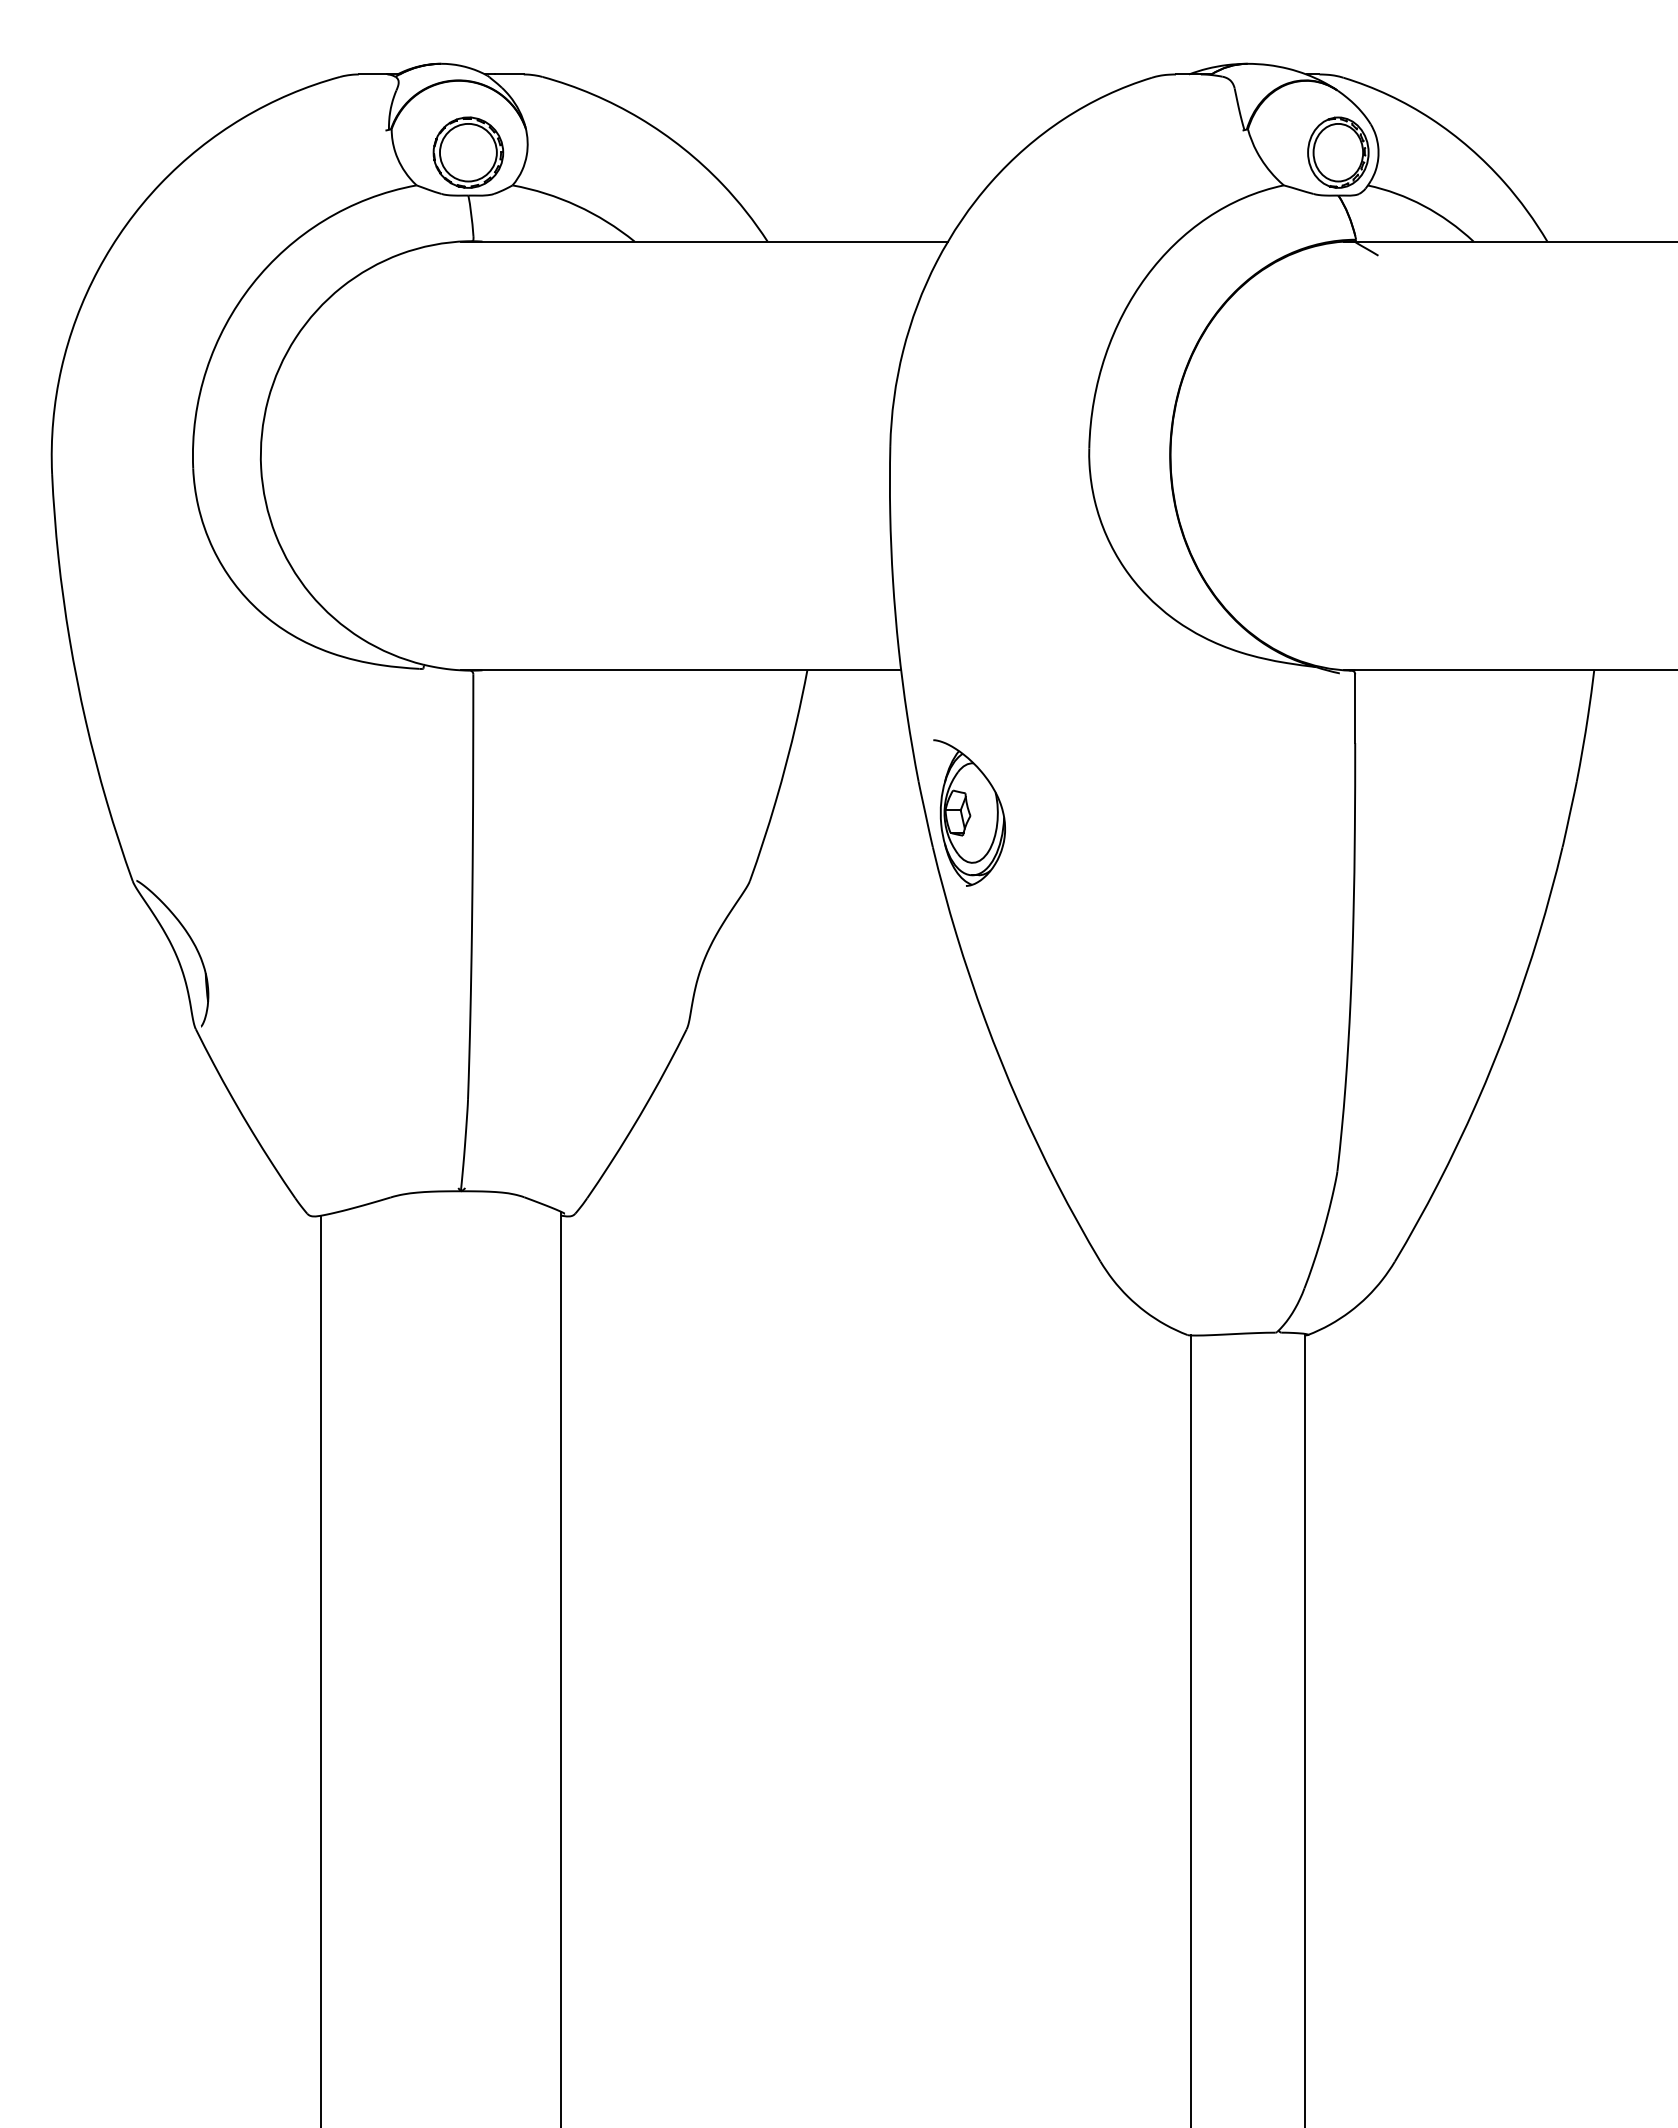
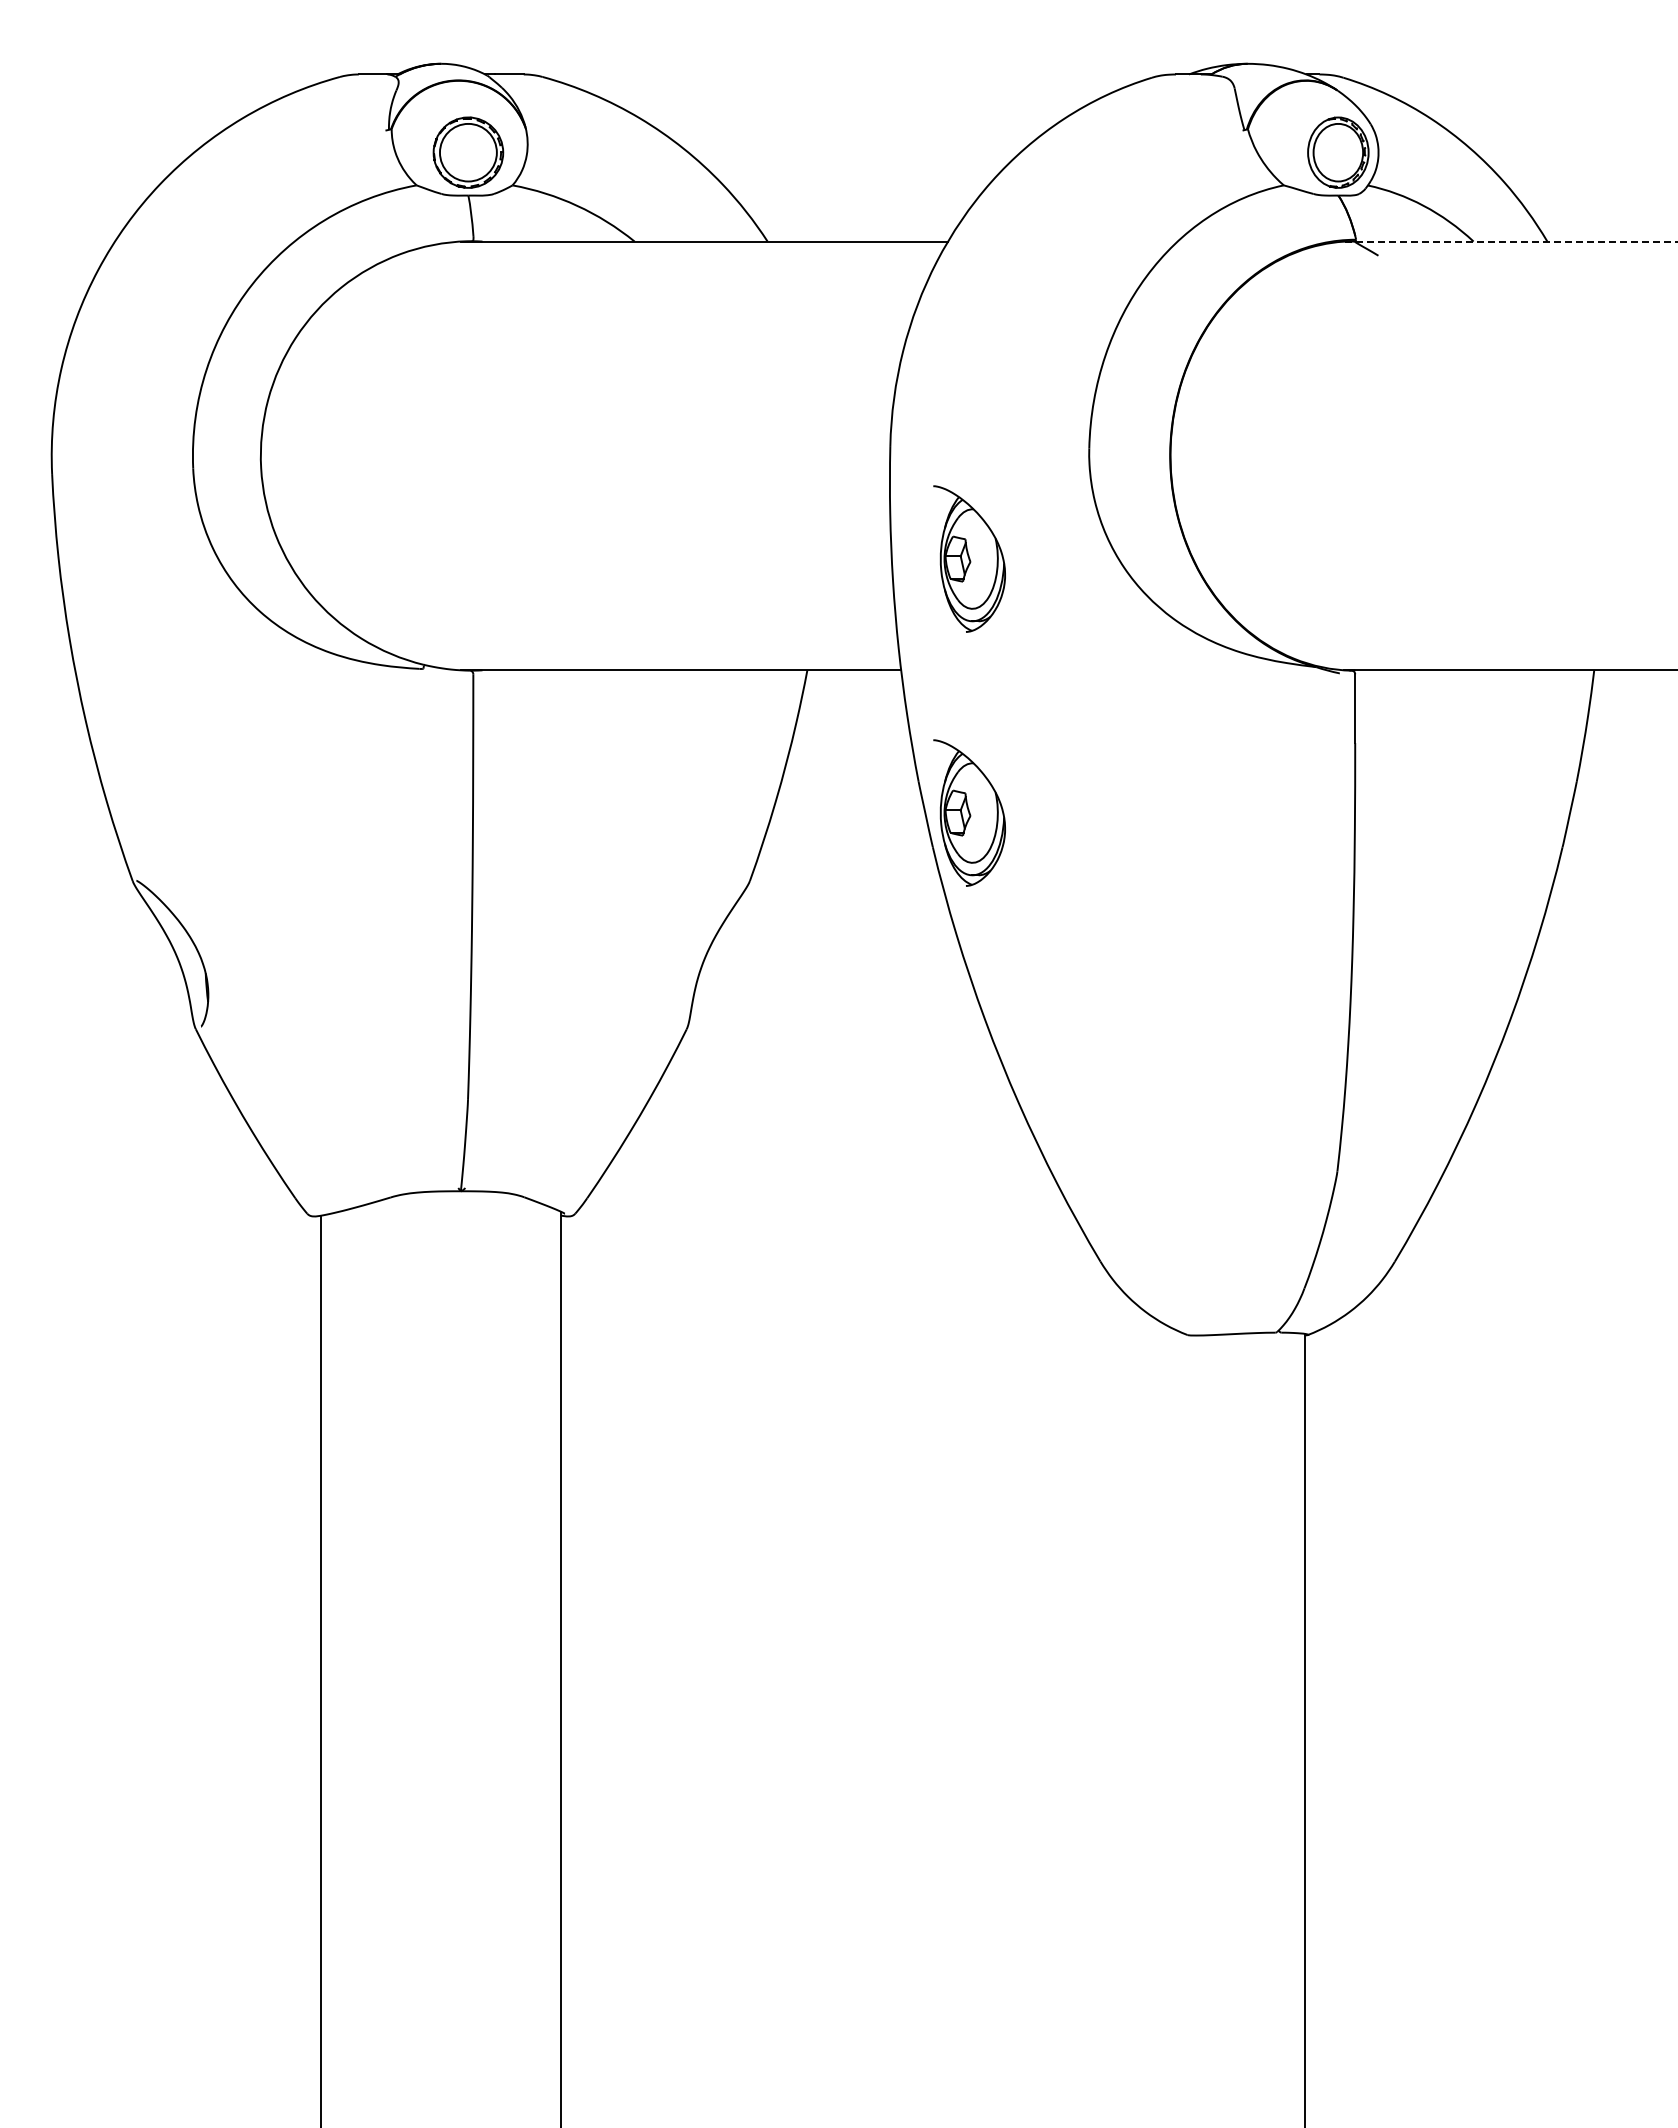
line: solid -> dashed (1510, 241)
part: none -> present (969, 558)
line: present -> none (1190, 1729)
